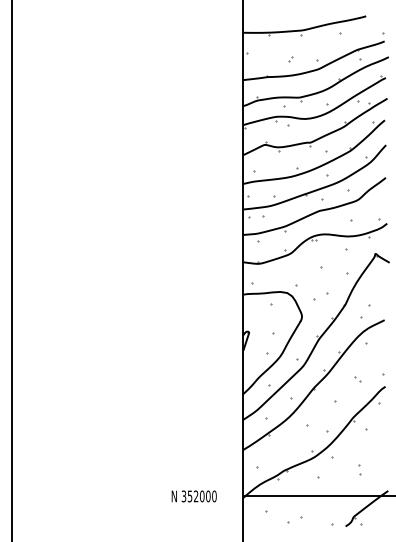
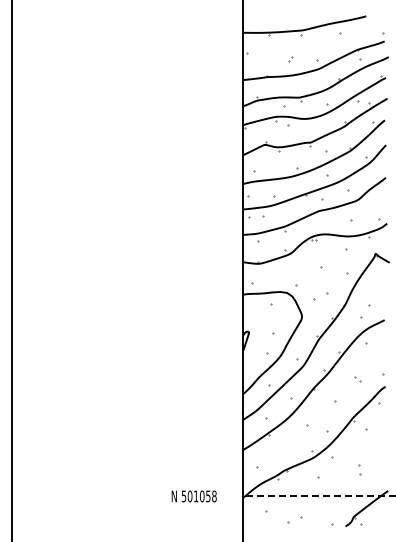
text: 352000 -> 501058 (199, 496)
line: solid -> dashed (319, 496)
